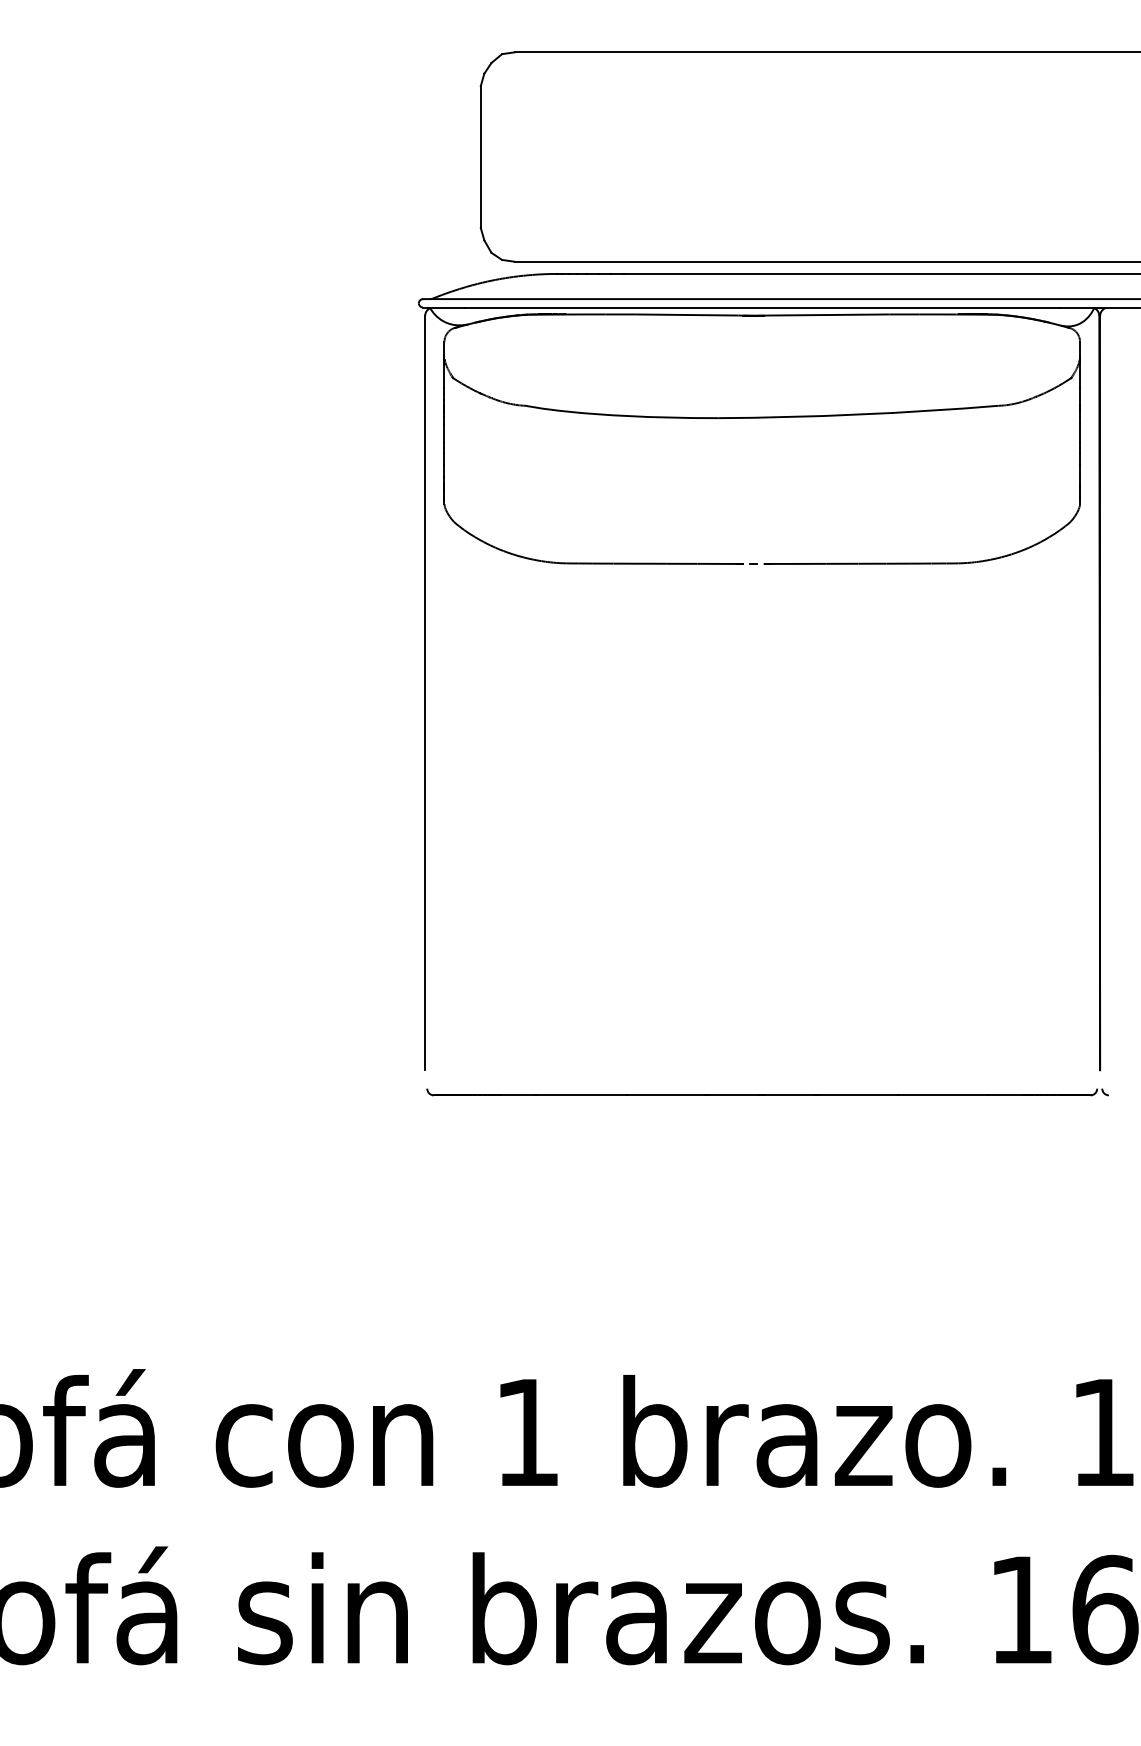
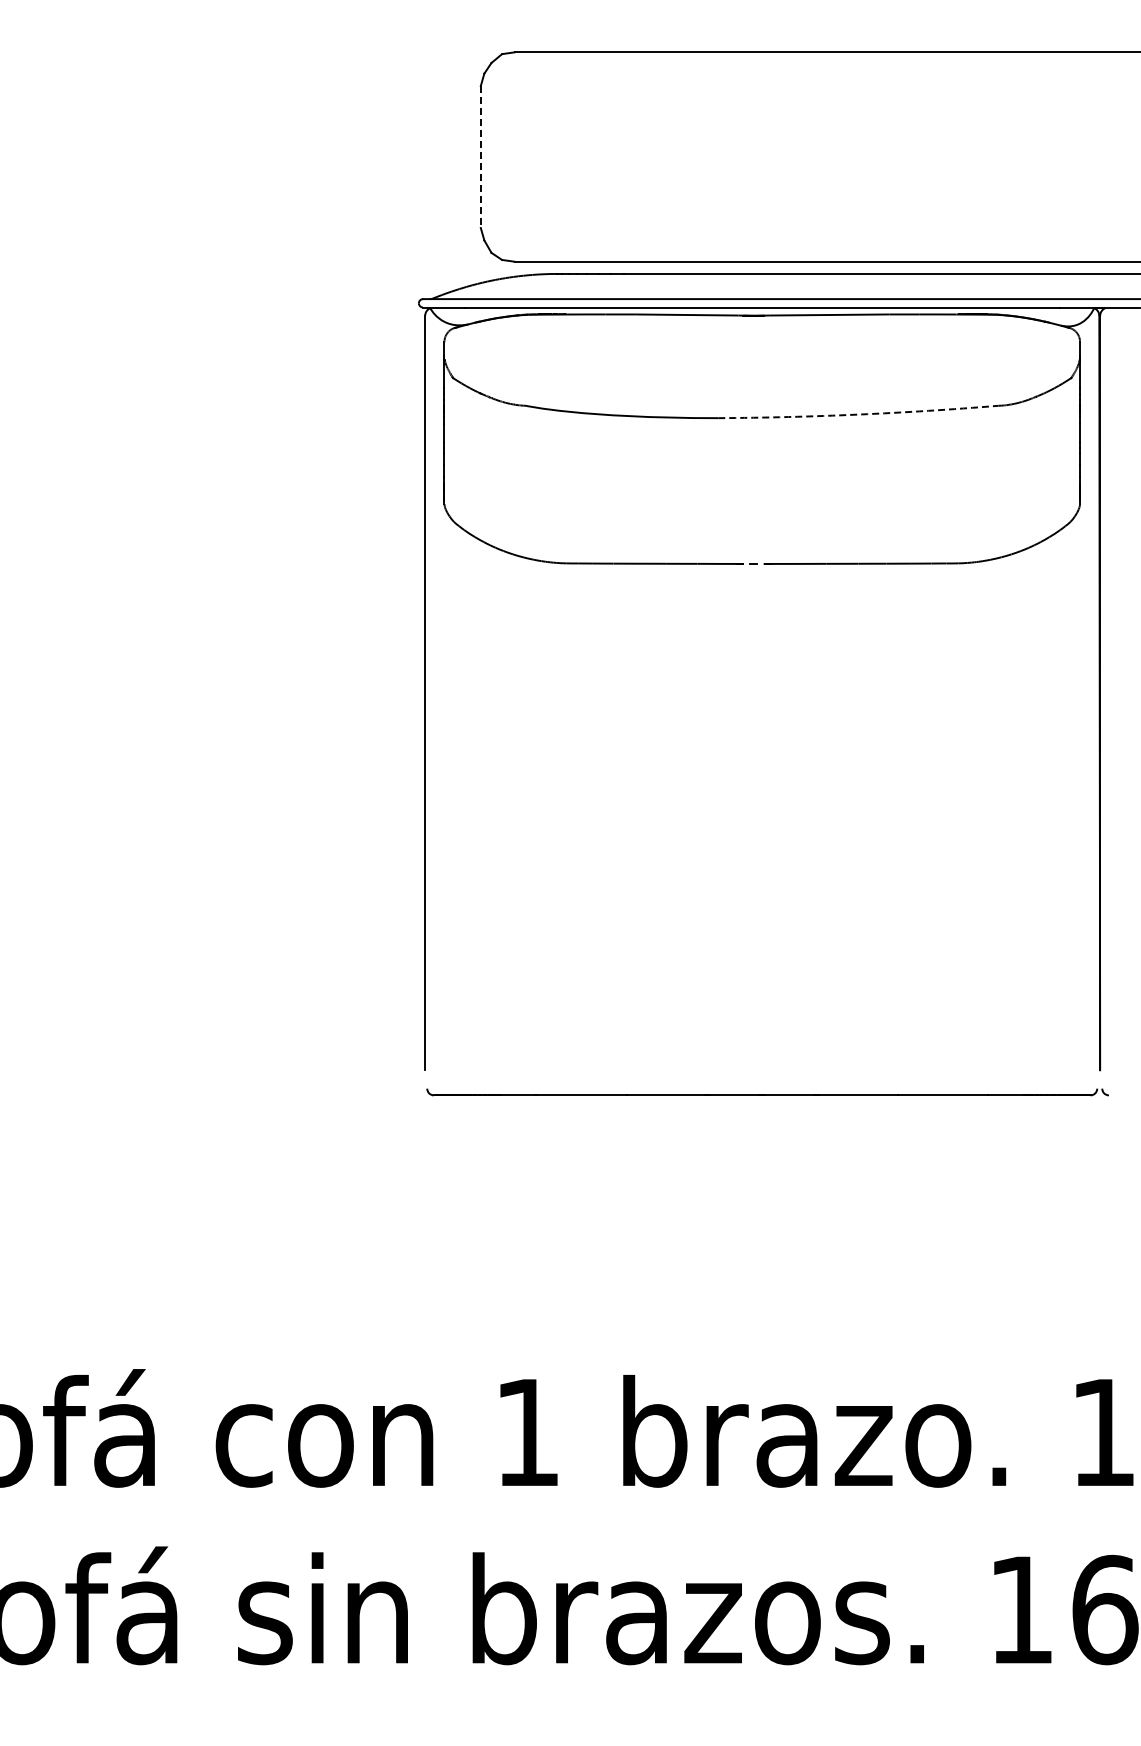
line: solid -> dashed (480, 157)
arc: solid -> dashed (858, 414)
